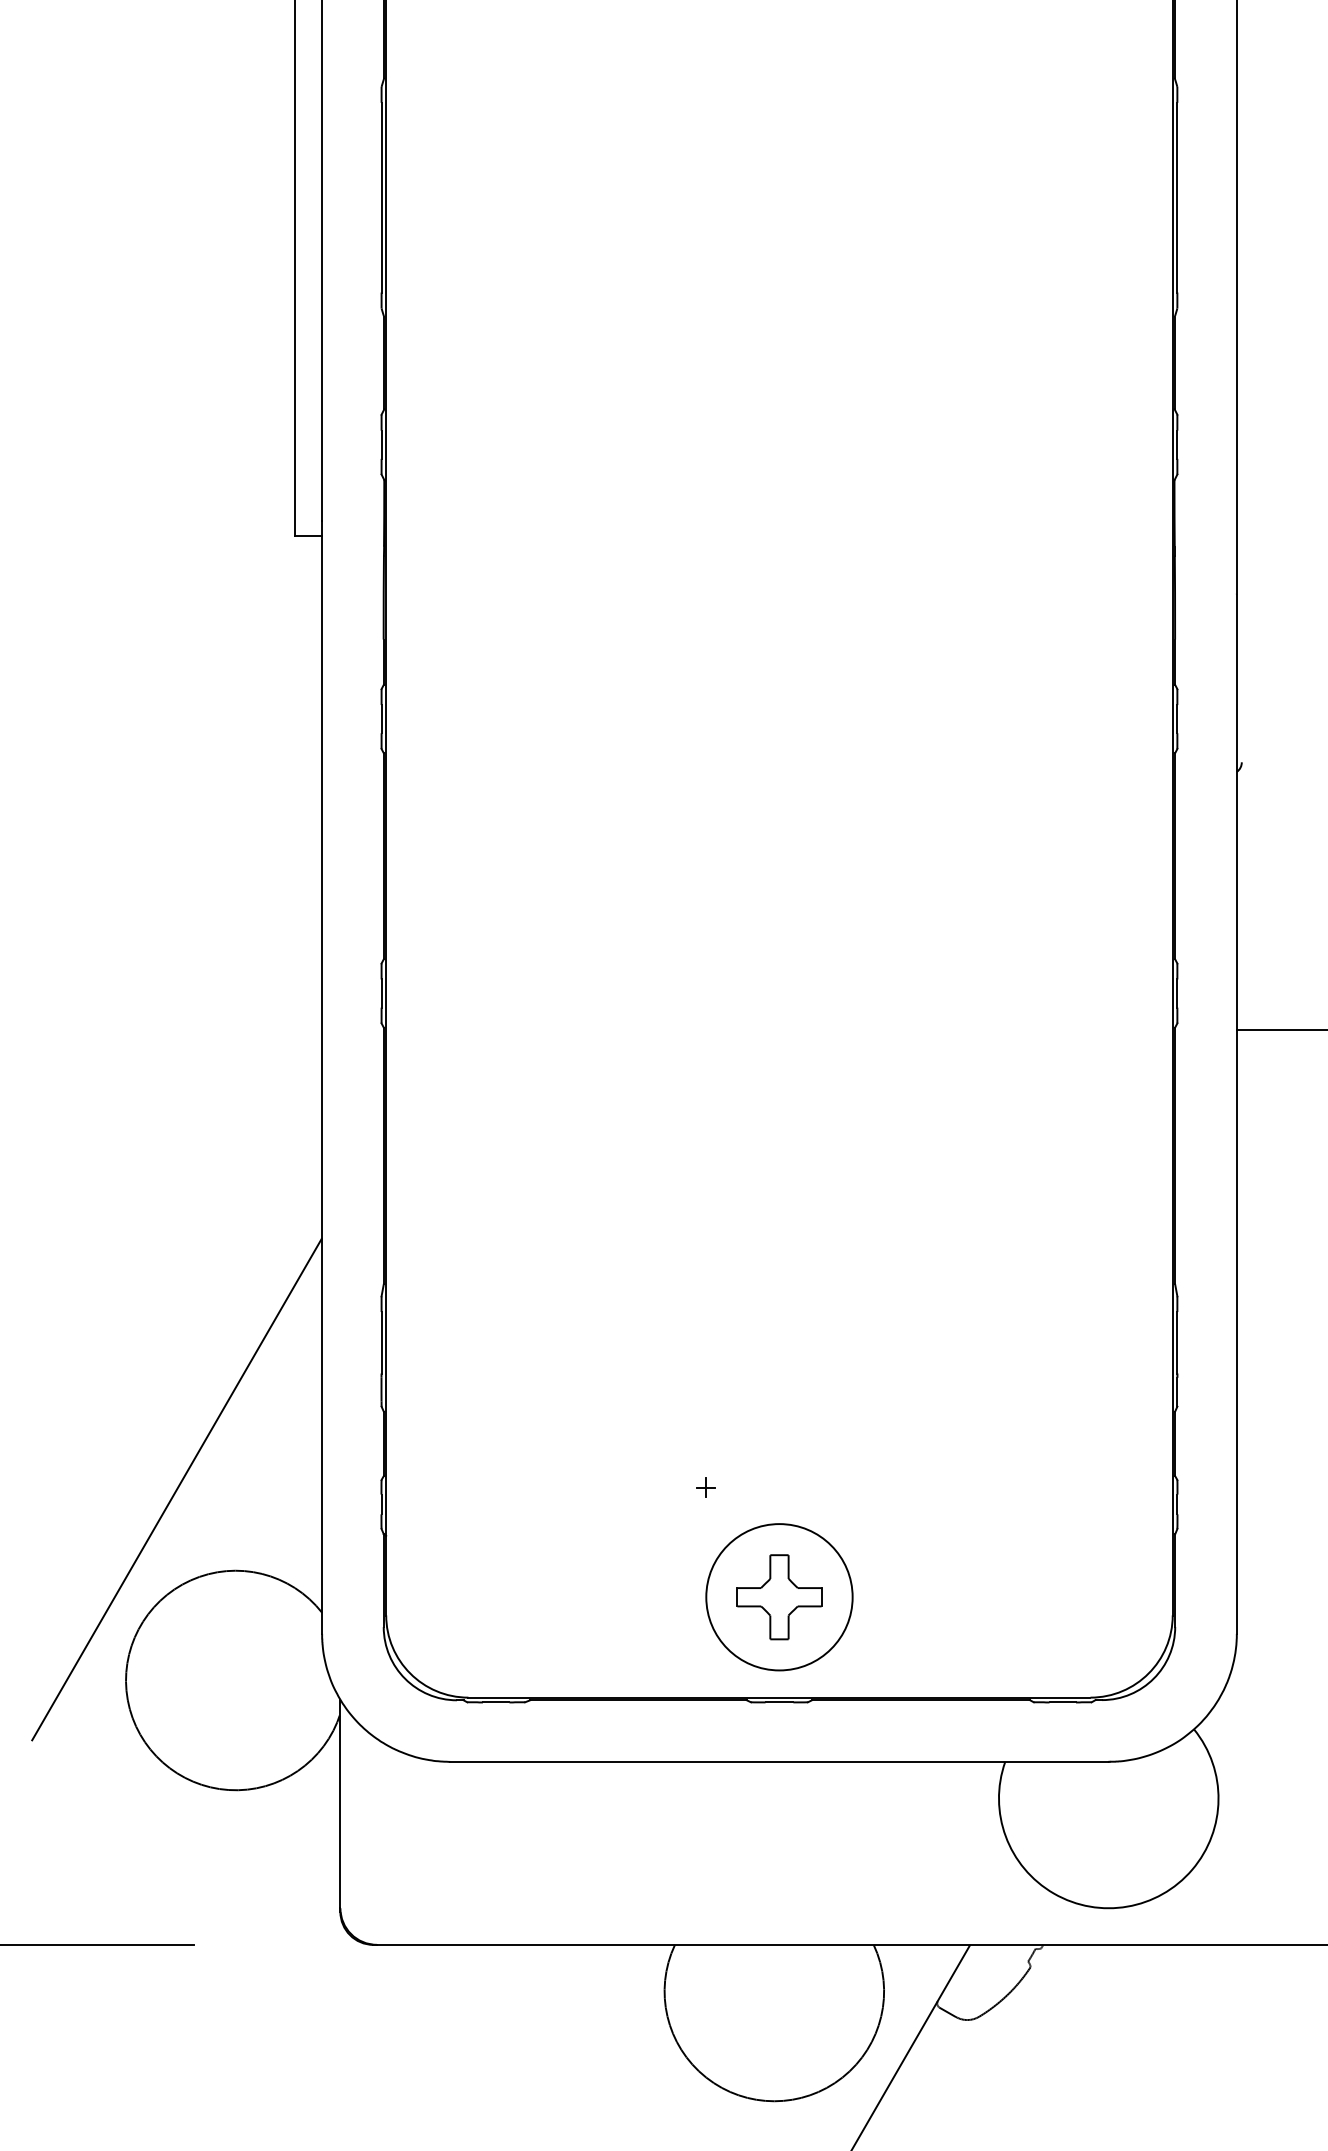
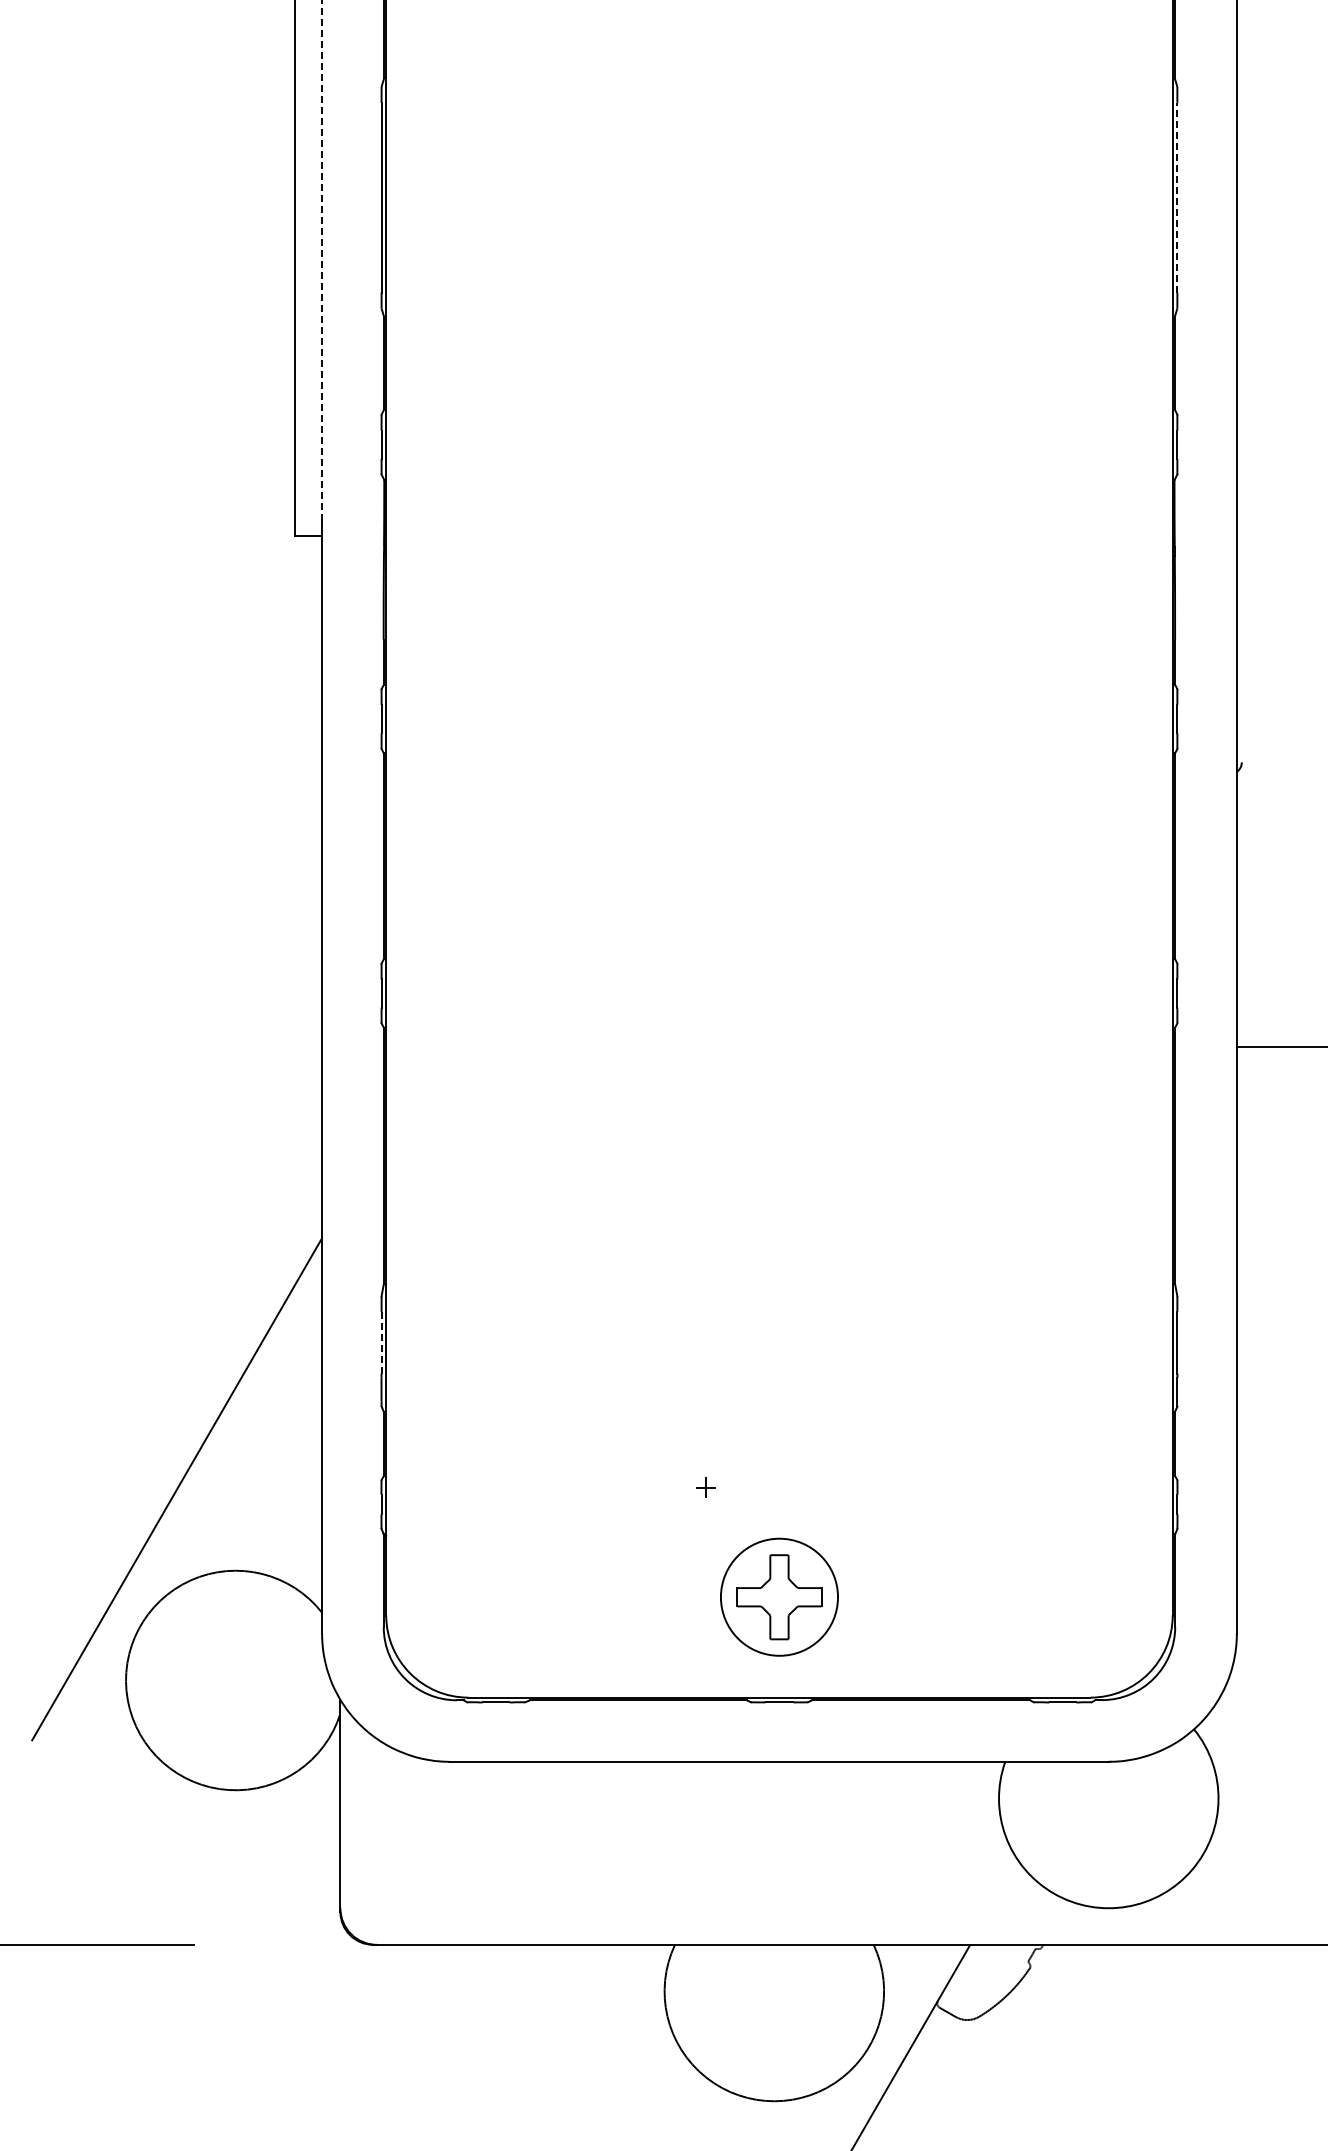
line: solid -> dashed (1177, 197)
line: solid -> dashed (322, 260)
line position: (1280, 1030) -> (1280, 1047) (1280, 1047)
line: solid -> dashed (381, 1342)
circle diameter: 146 px -> 117 px (779, 1596)
